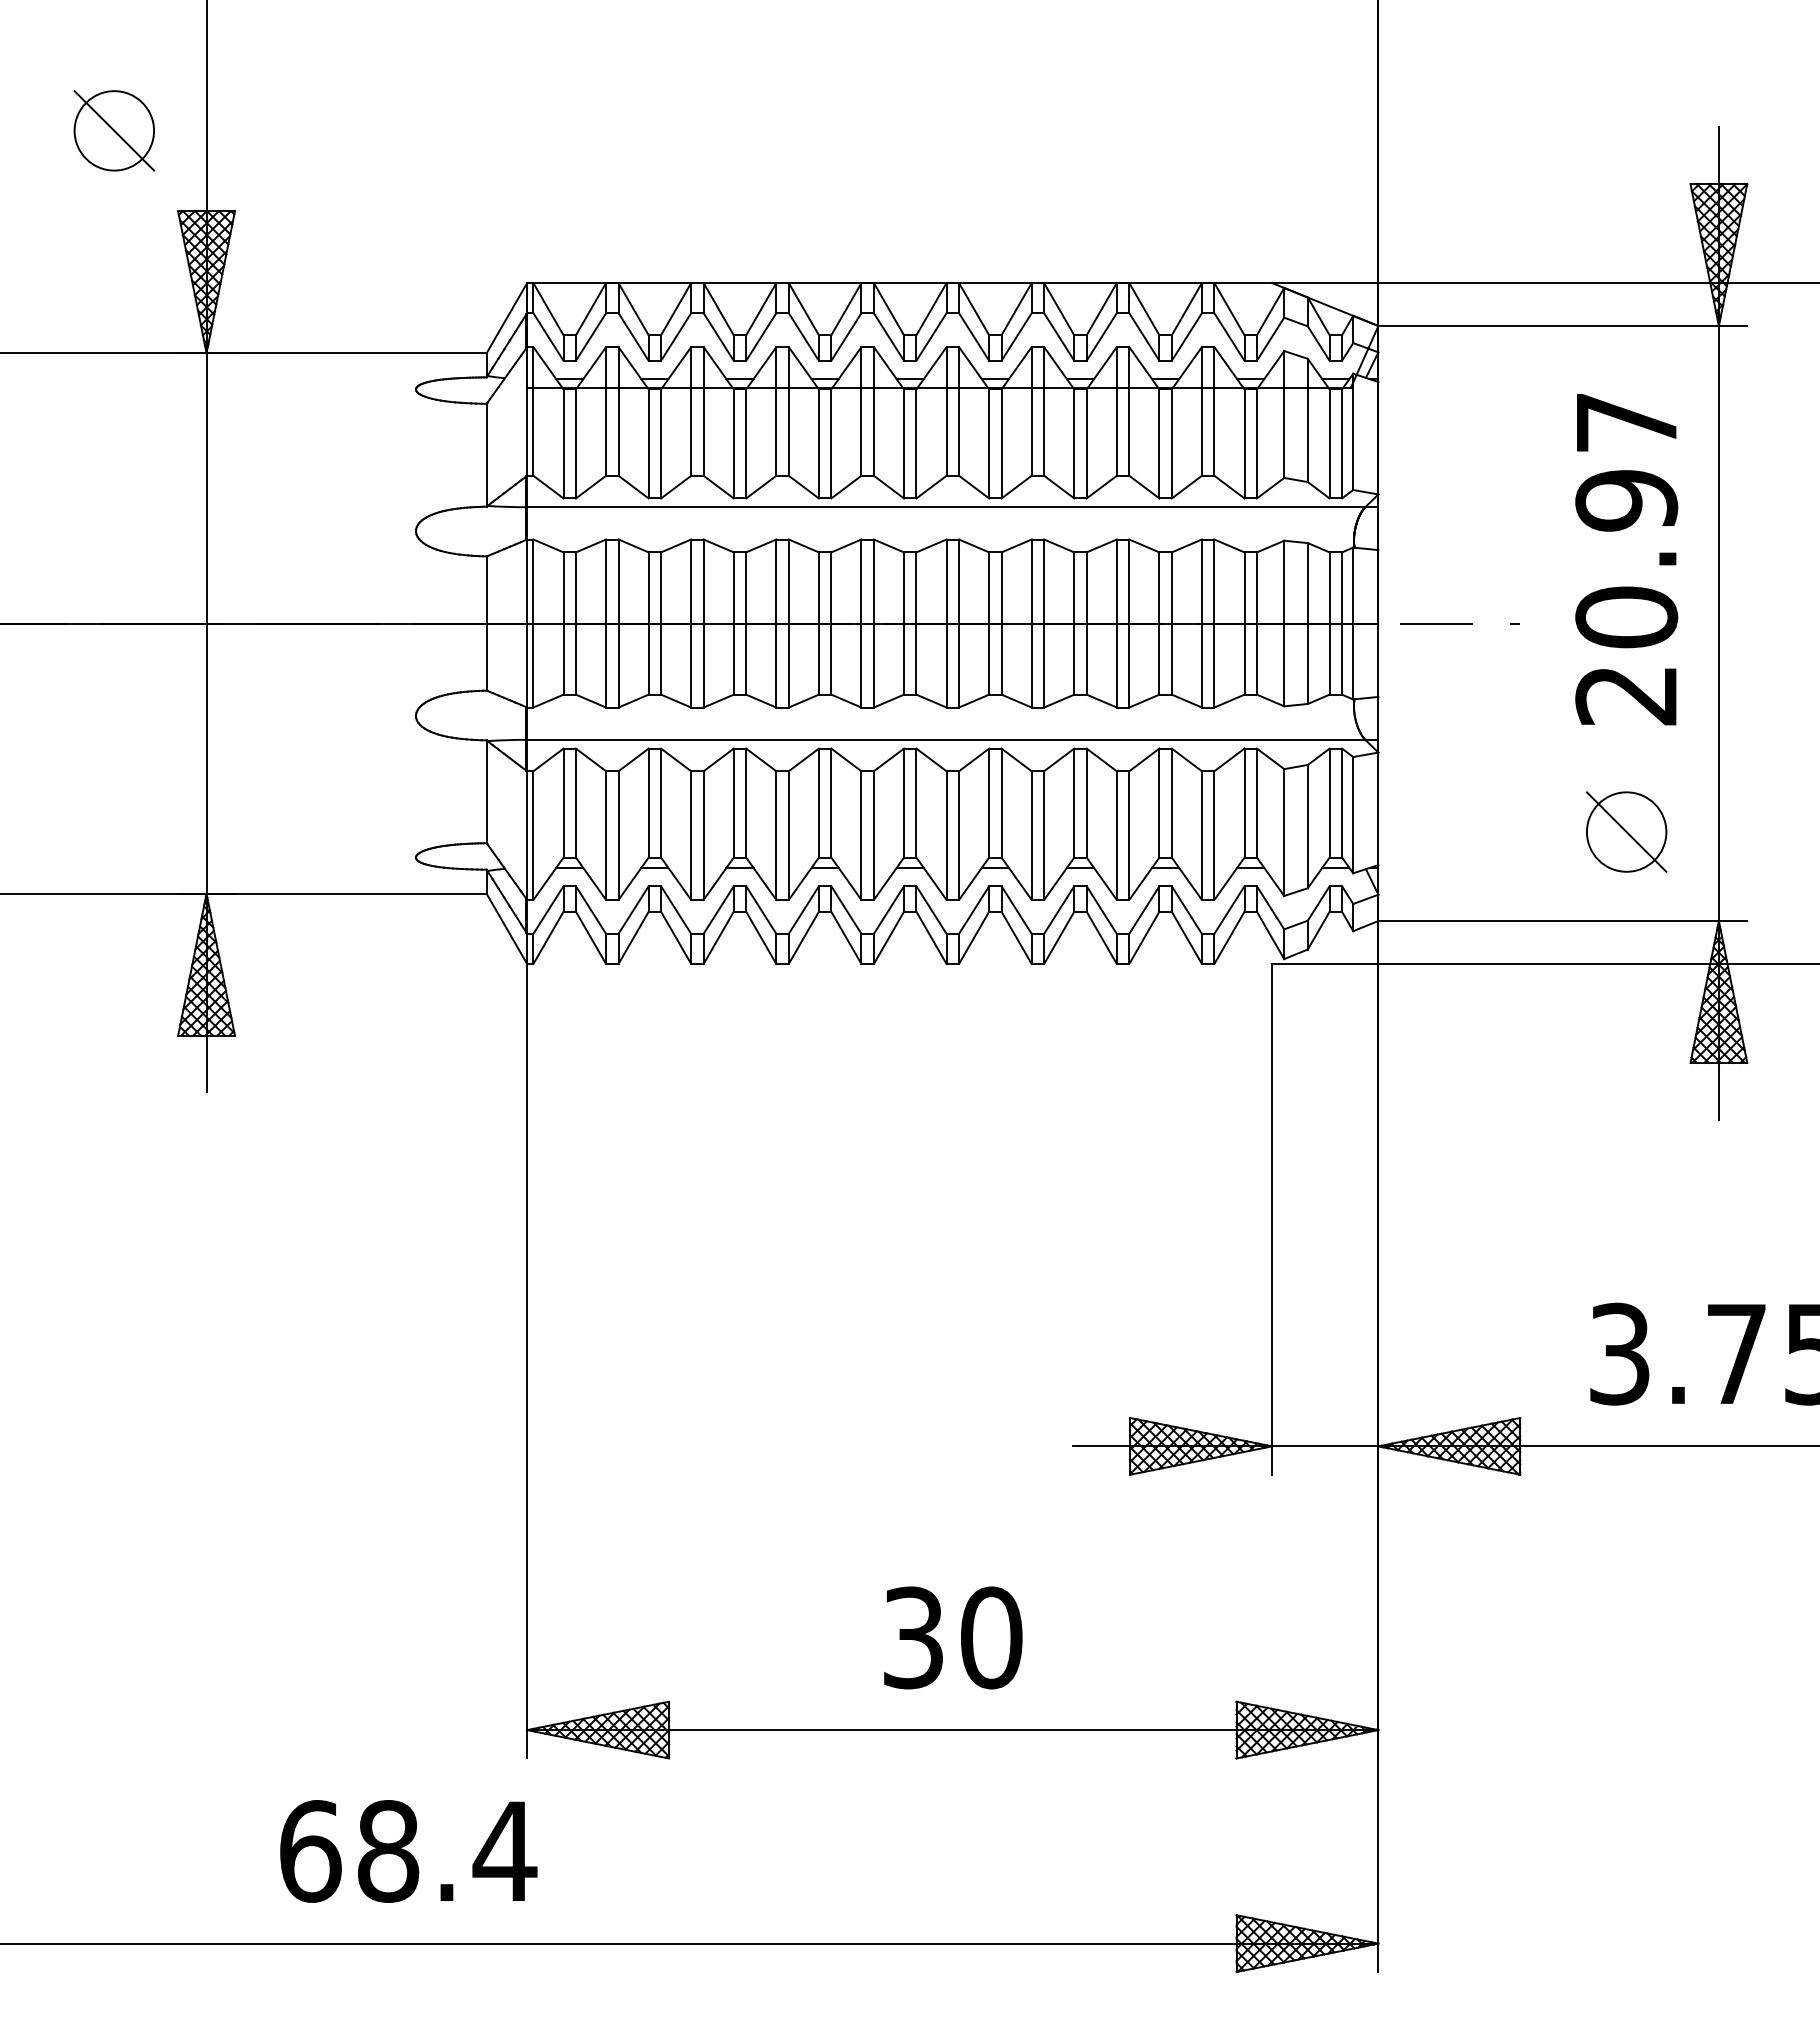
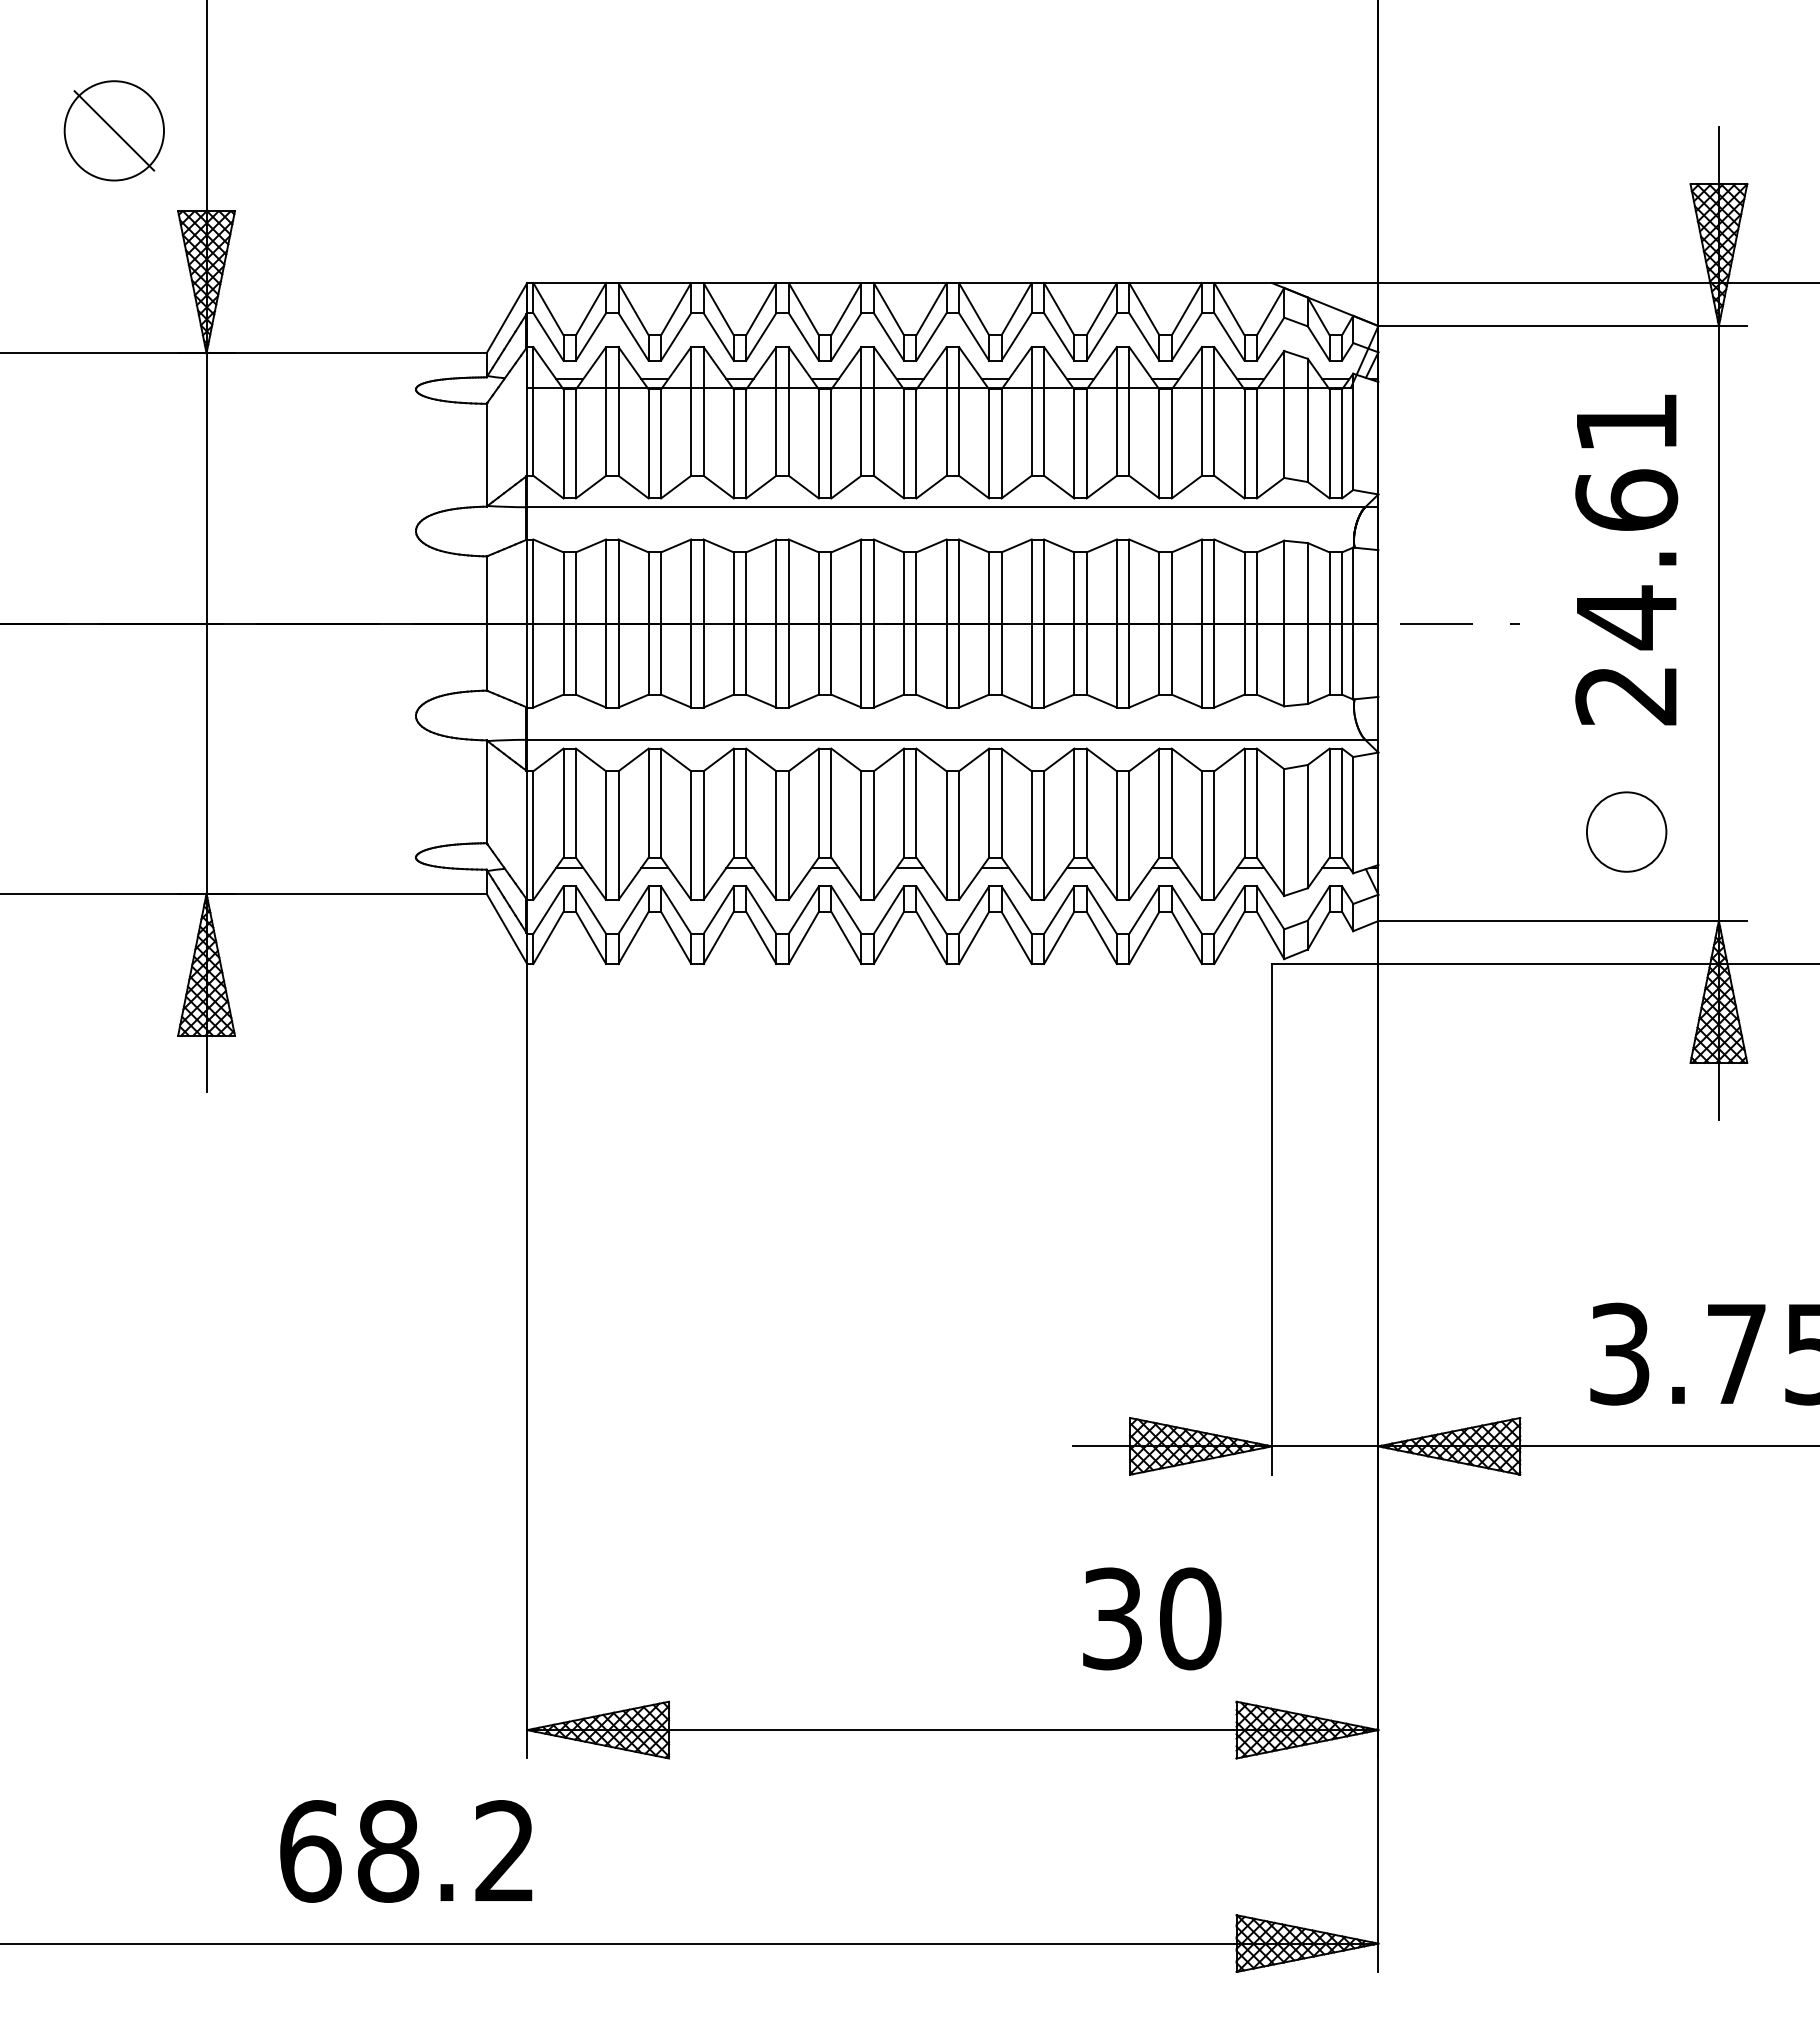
circle diameter: 79 px -> 99 px (114, 130)
text: 20.97 -> 24.61 (1626, 522)
line: present -> none (1626, 831)
text position: (953, 1637) -> (1152, 1618) (1152, 1618)
text: 68.4 -> 68.2 (504, 1850)
